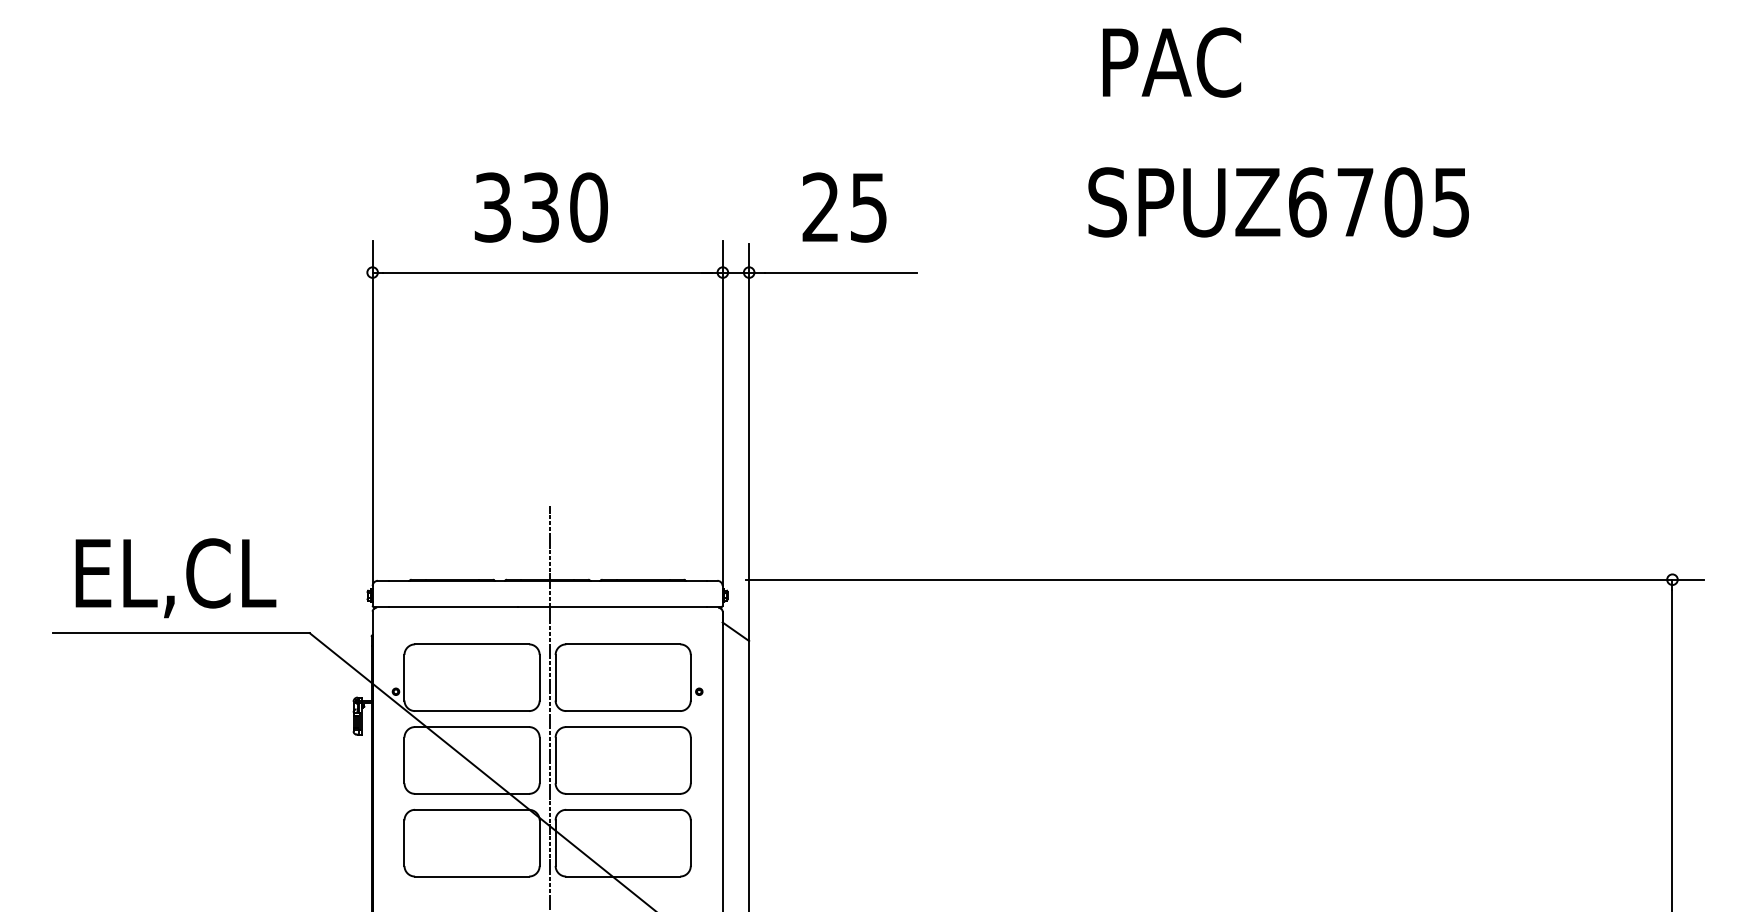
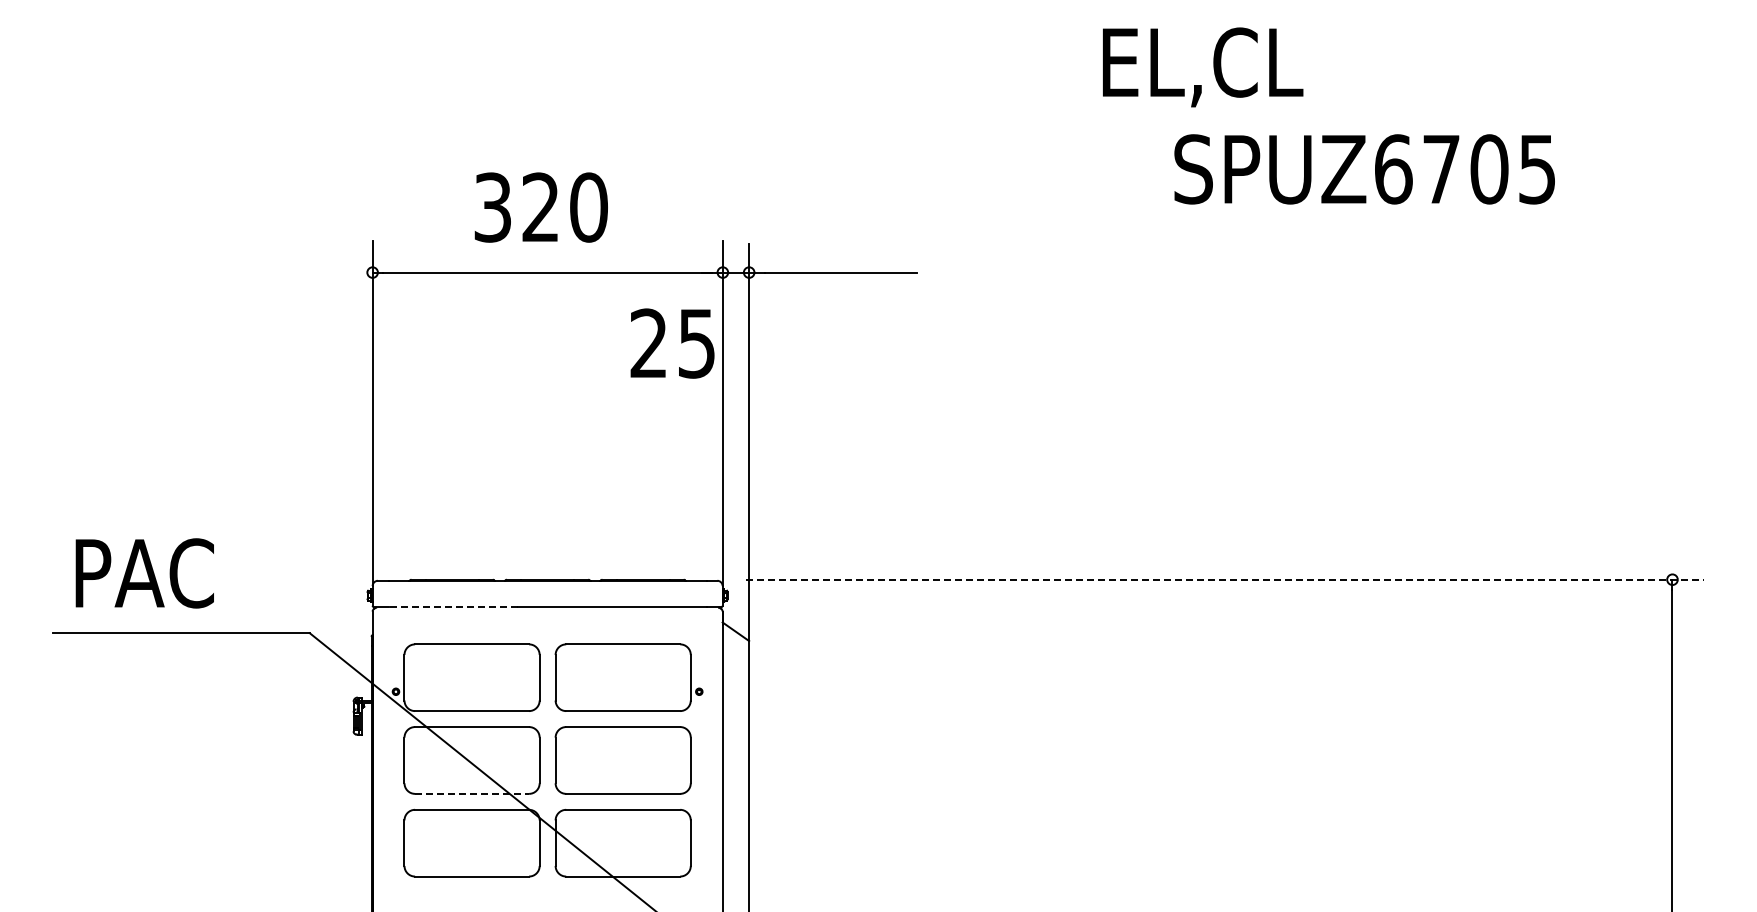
text: PAC -> EL,CL (1206, 67)
text position: (1278, 202) -> (1364, 169) (1364, 169)
text: 330 -> 320 (540, 207)
text position: (844, 207) -> (672, 343) (672, 343)
text: EL,CL -> PAC (179, 578)
line: solid -> dashed (1225, 579)
line: solid -> dashed (453, 607)
line: present -> none (549, 706)
line: solid -> dashed (472, 793)
